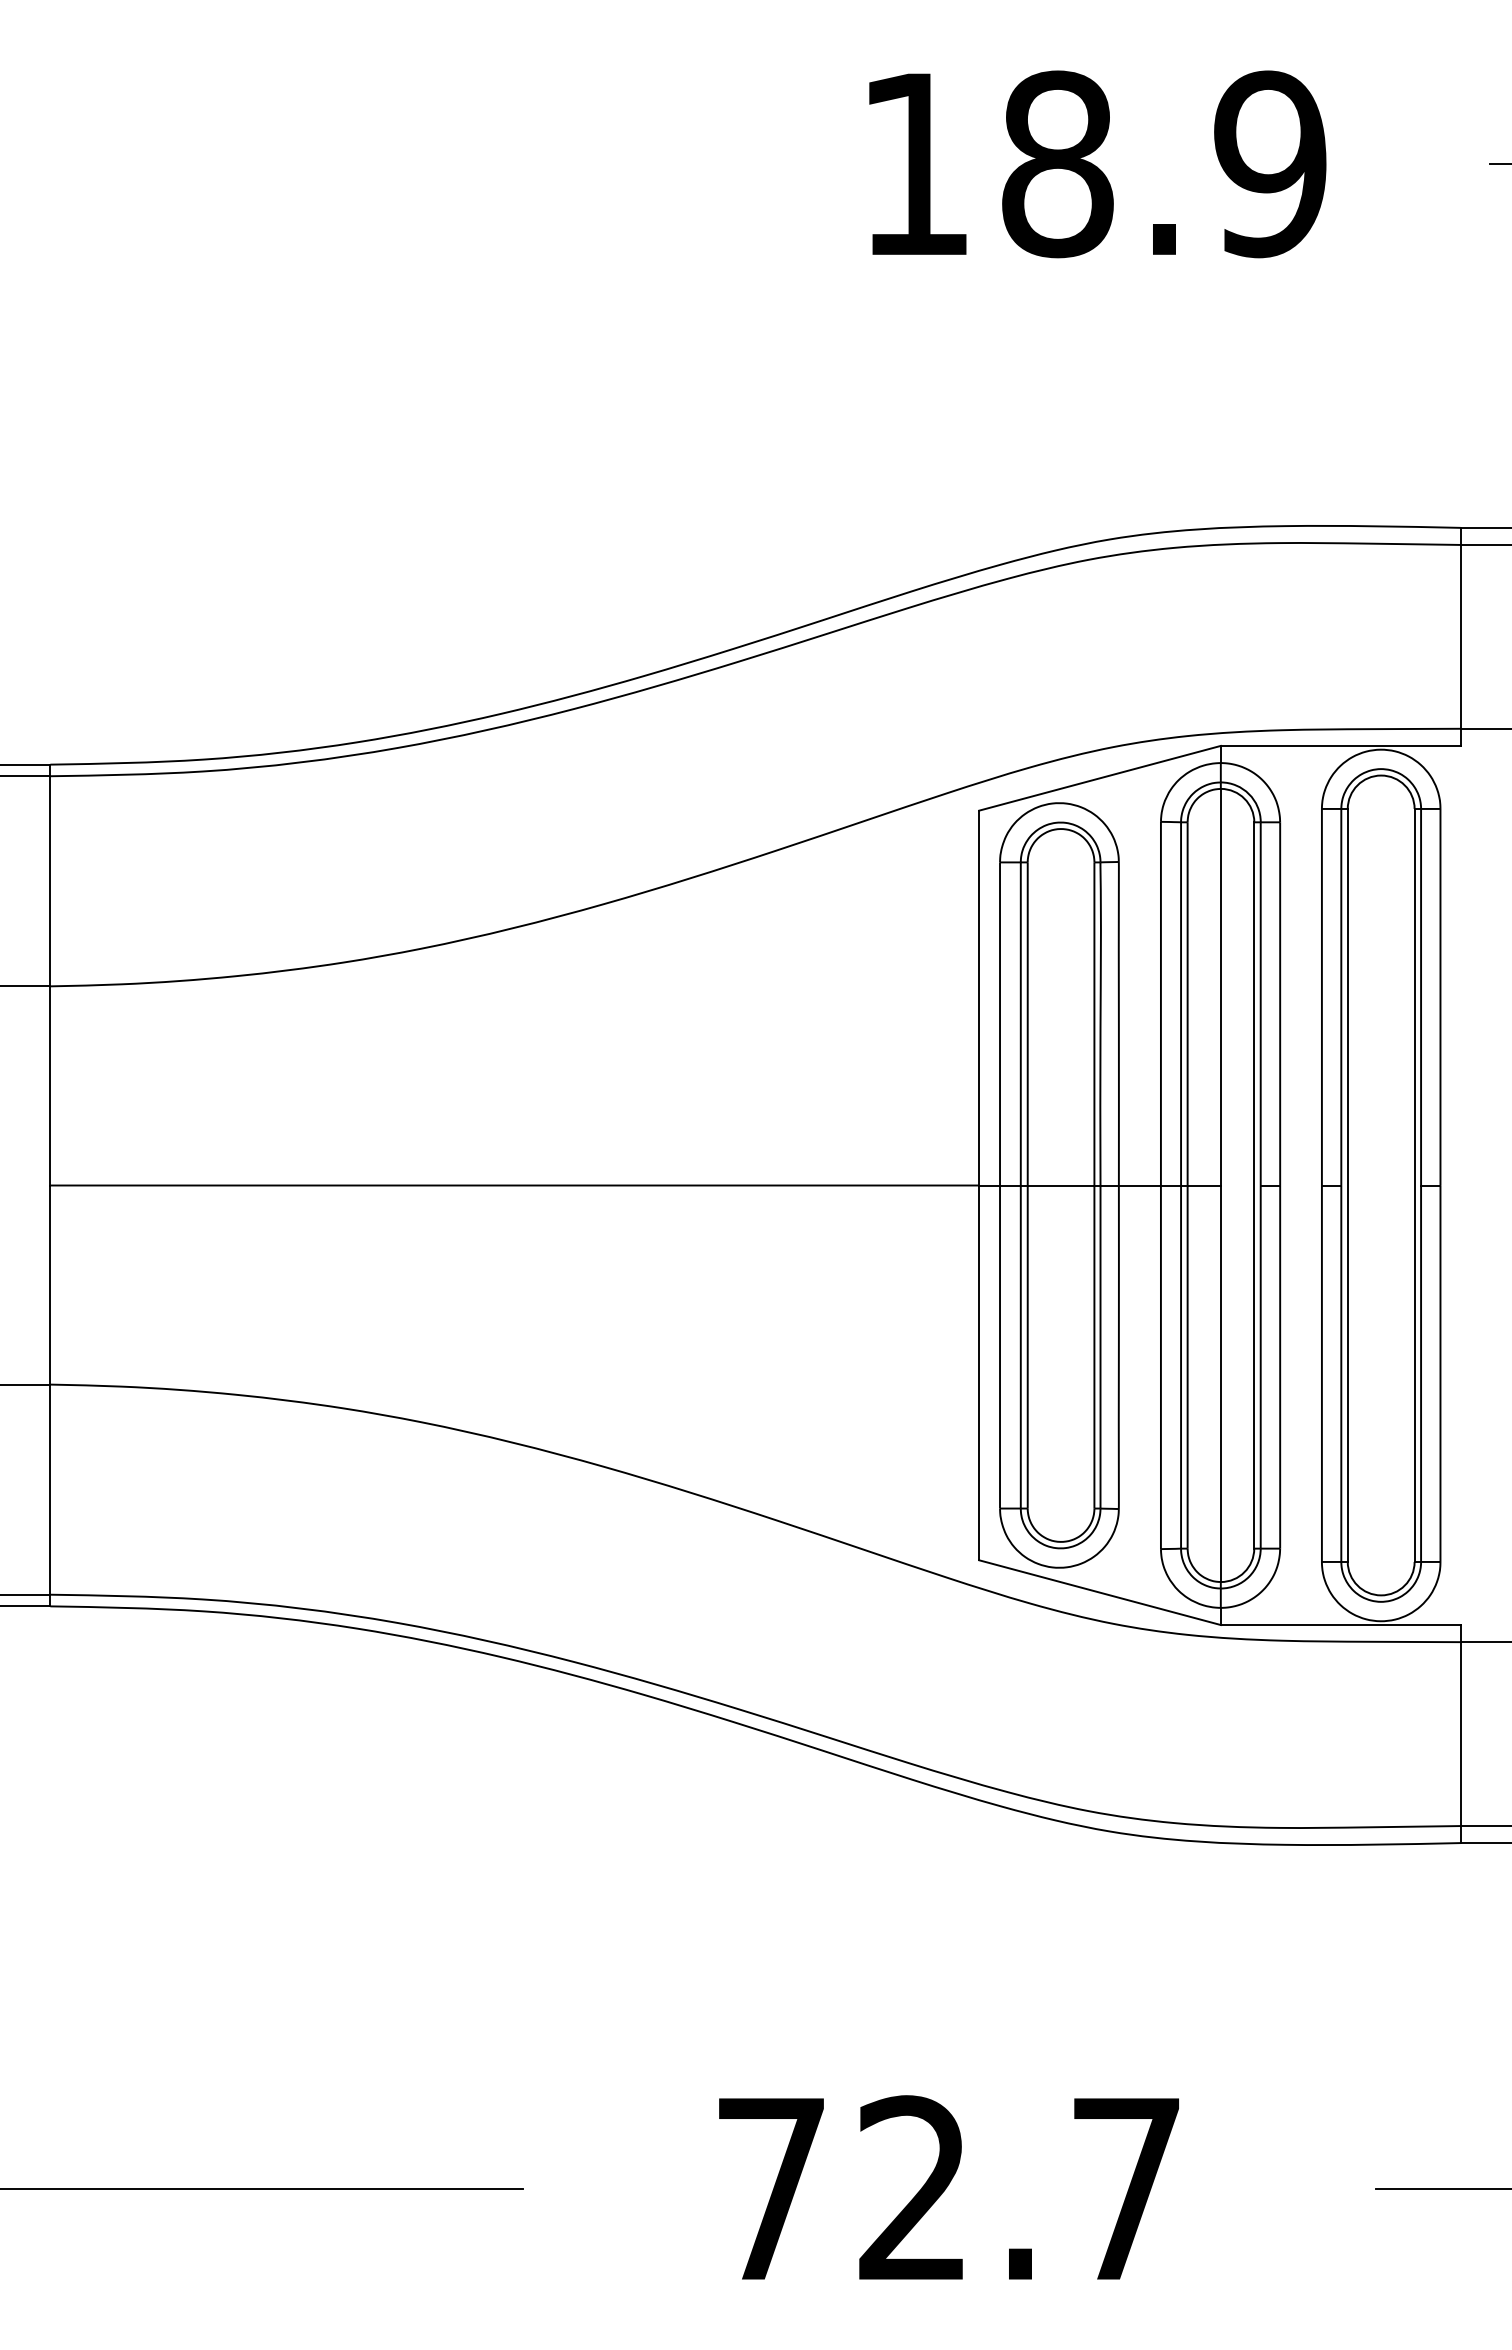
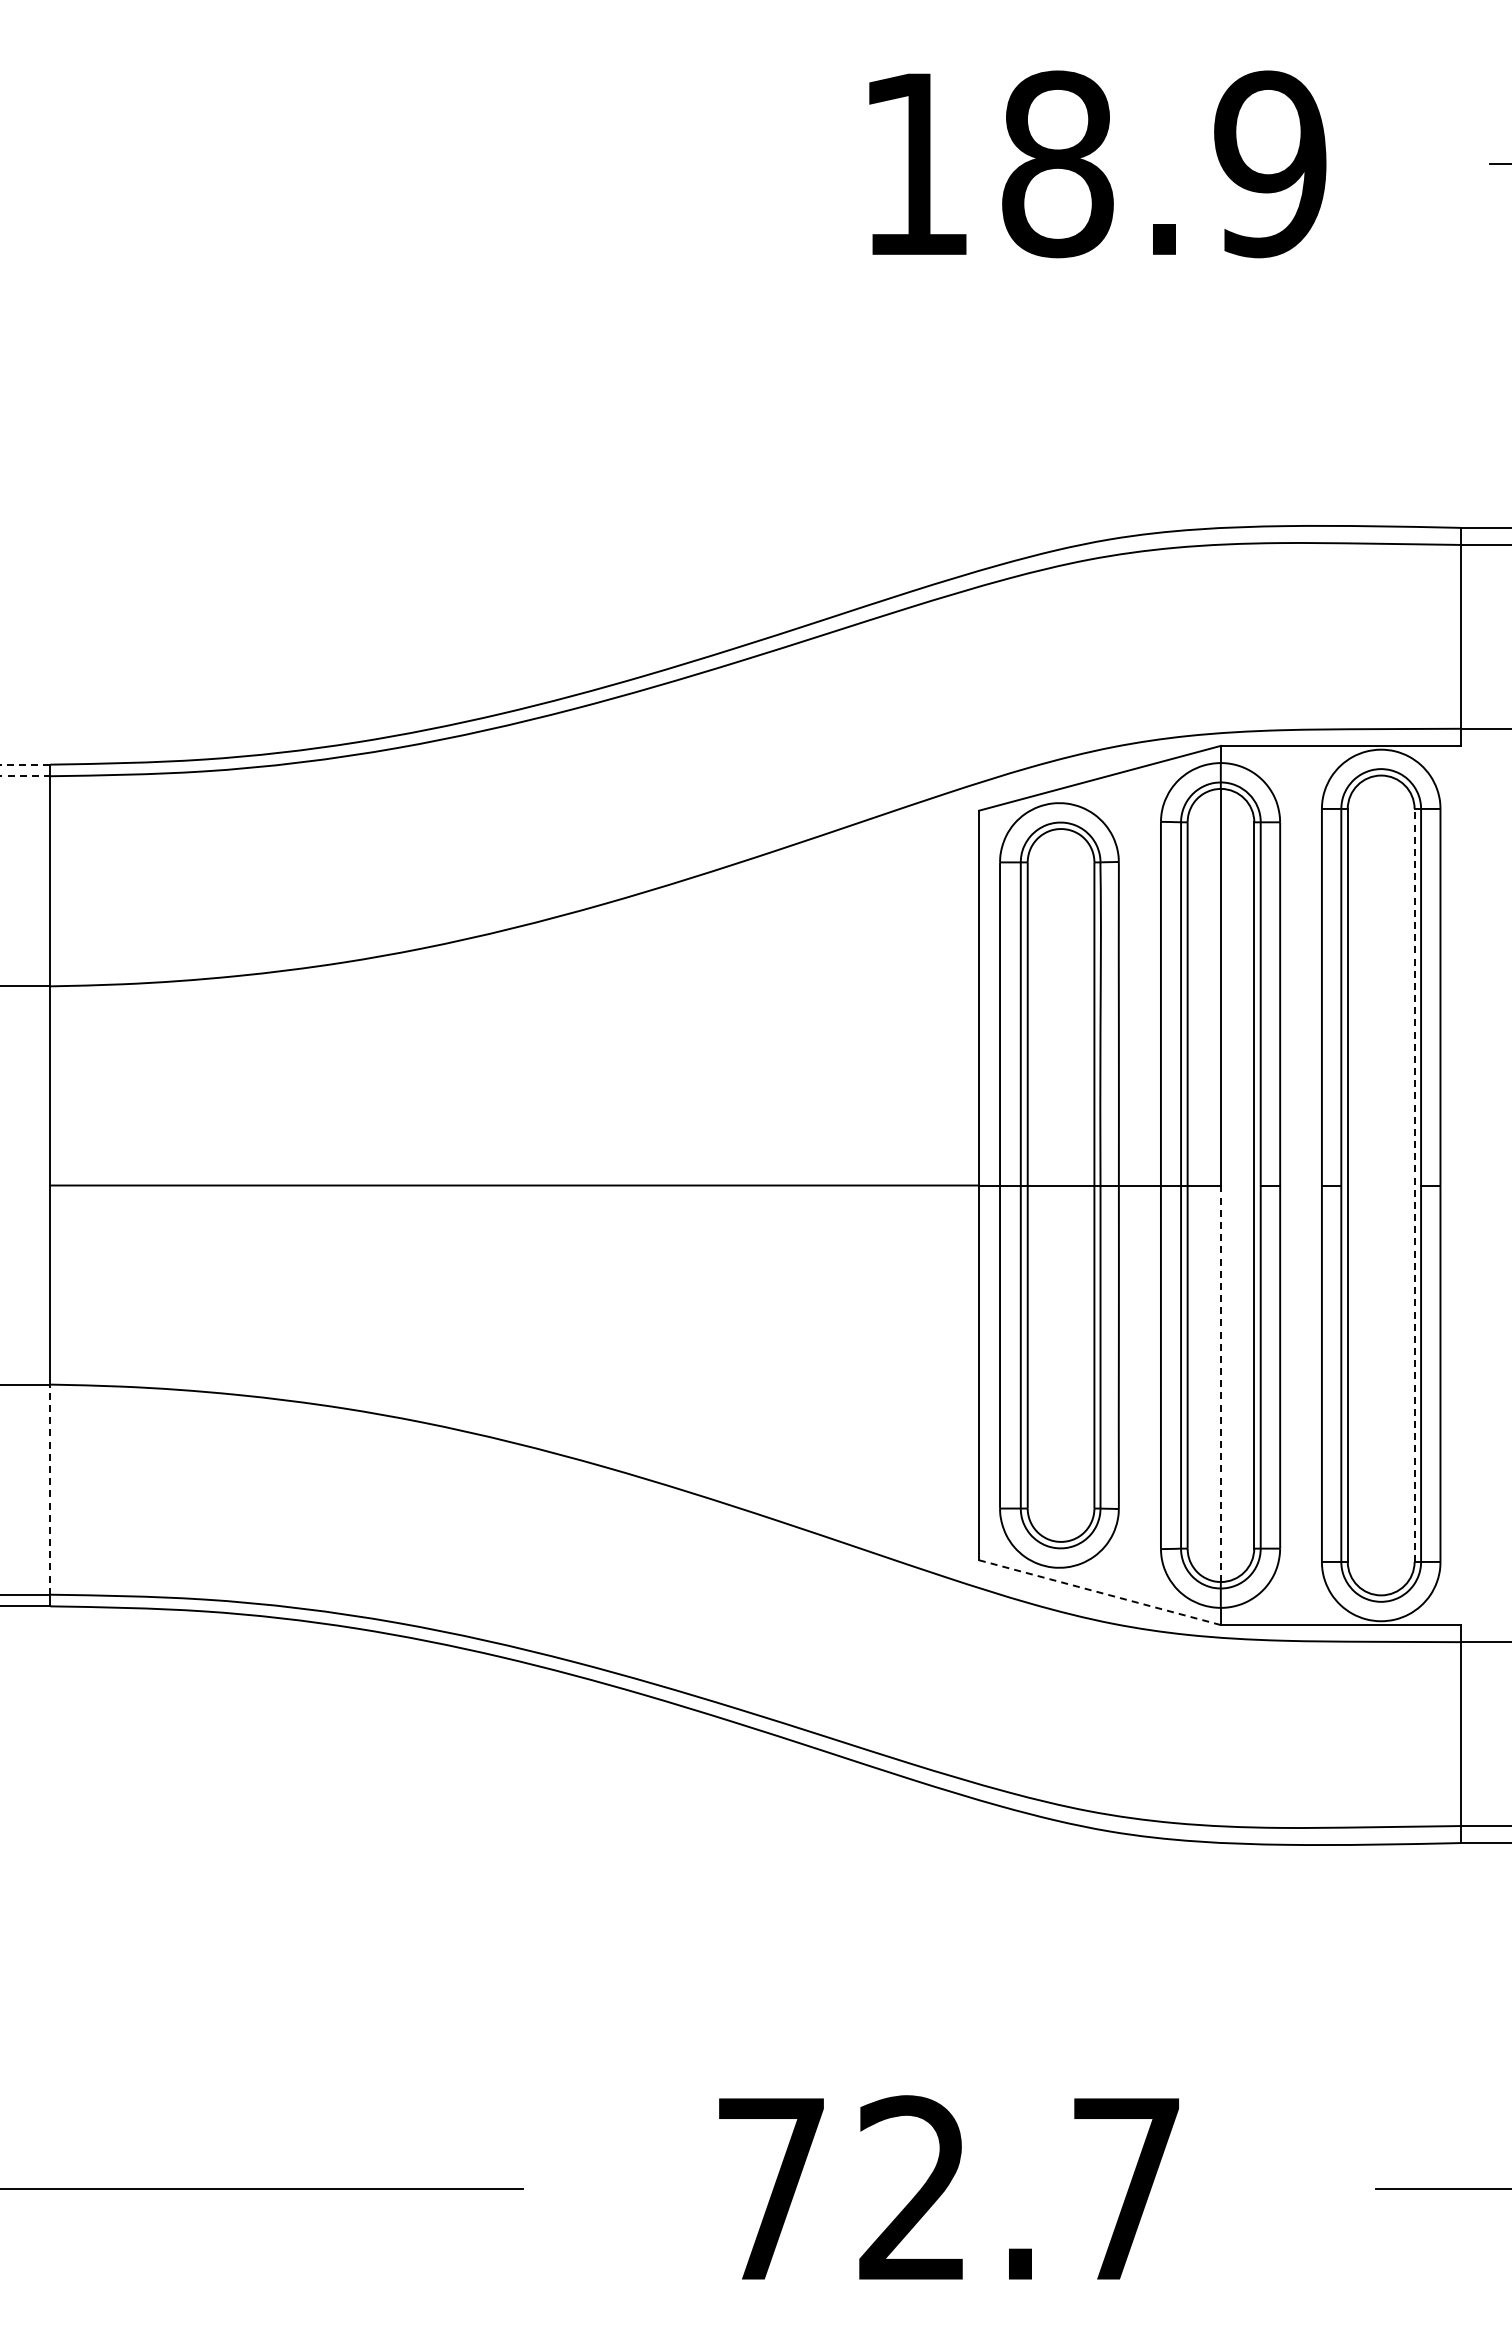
line: solid -> dashed (25, 764)
line: solid -> dashed (25, 776)
line: solid -> dashed (1414, 1185)
line: solid -> dashed (1220, 1383)
line: solid -> dashed (50, 1489)
line: solid -> dashed (1099, 1592)
